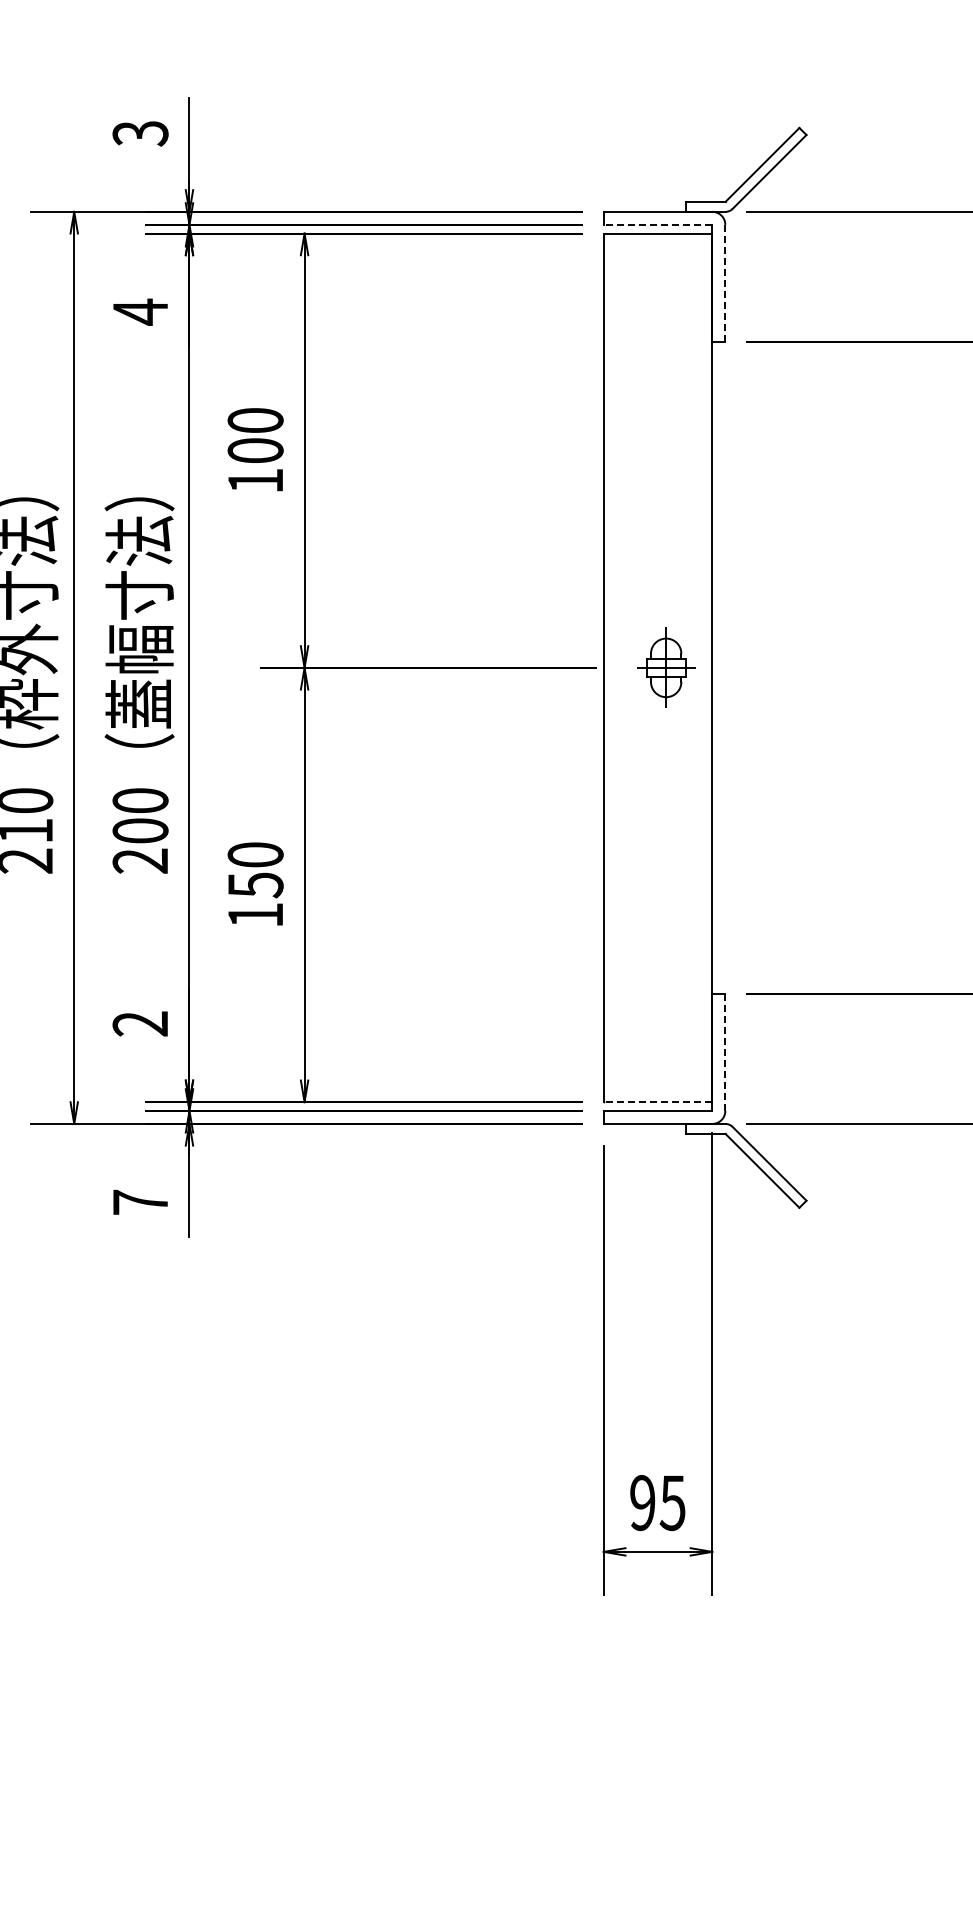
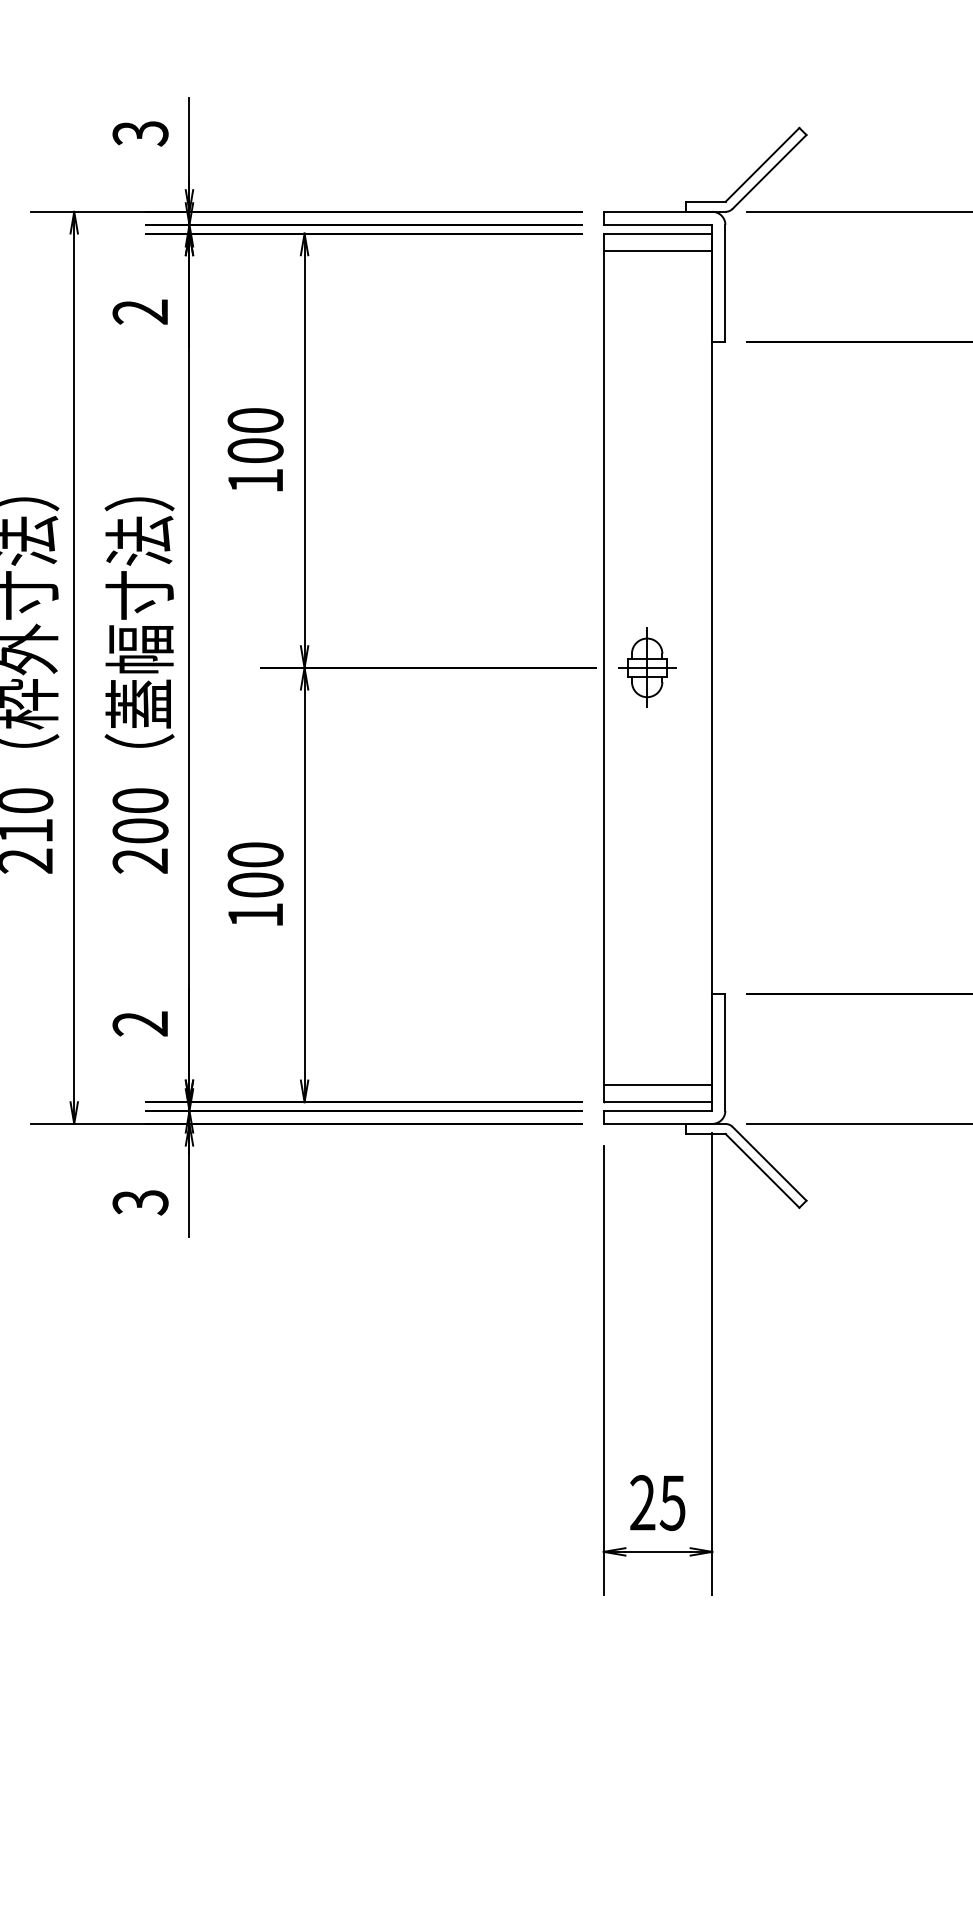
line: dashed -> solid (657, 224)
line: none -> present (657, 250)
line: dashed -> solid (725, 283)
text: 4 -> 2 (139, 311)
part position: (666, 667) -> (647, 667) (647, 667)
text: 150 -> 100 (255, 885)
line: dashed -> solid (725, 1052)
line: none -> present (657, 1084)
line: dashed -> solid (657, 1102)
text: 7 -> 3 (140, 1202)
text: 95 -> 25 (642, 1503)
